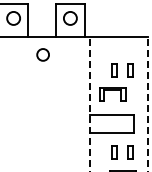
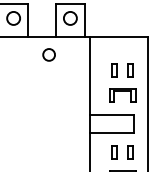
circle position: (42, 54) -> (48, 54) (48, 54)
part position: (112, 94) -> (122, 95) (122, 95)
line: dashed -> solid (89, 104)
line: dashed -> solid (148, 104)
